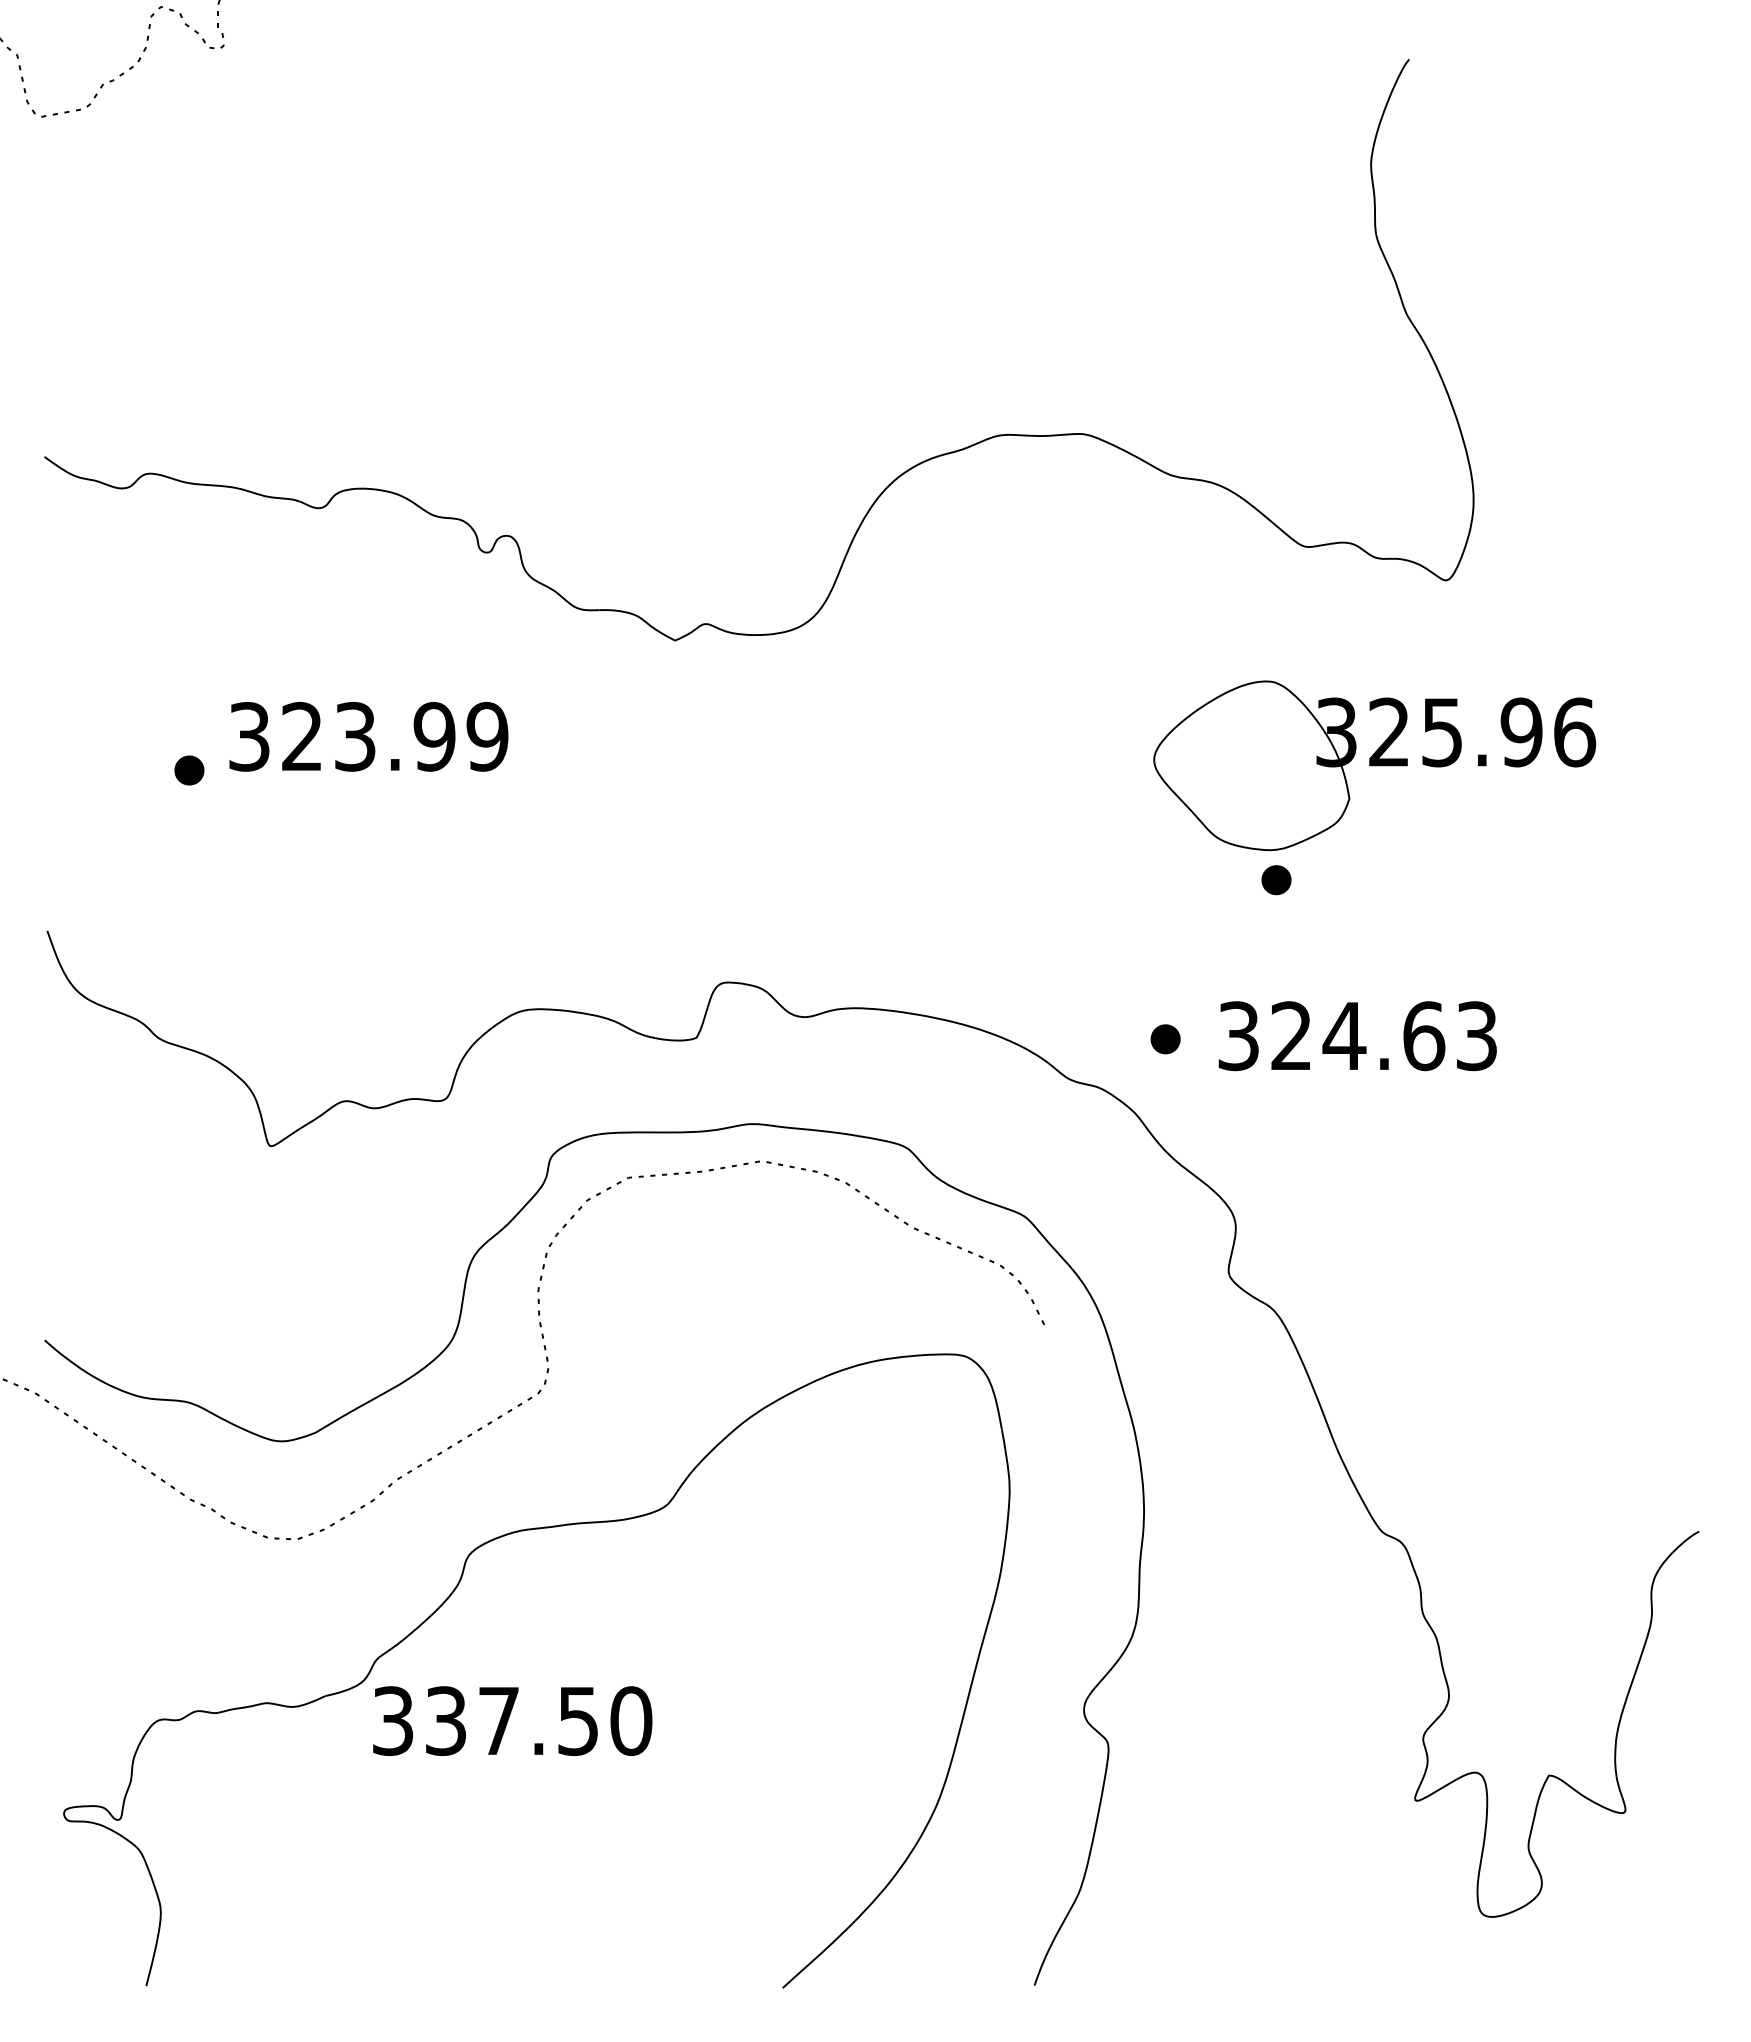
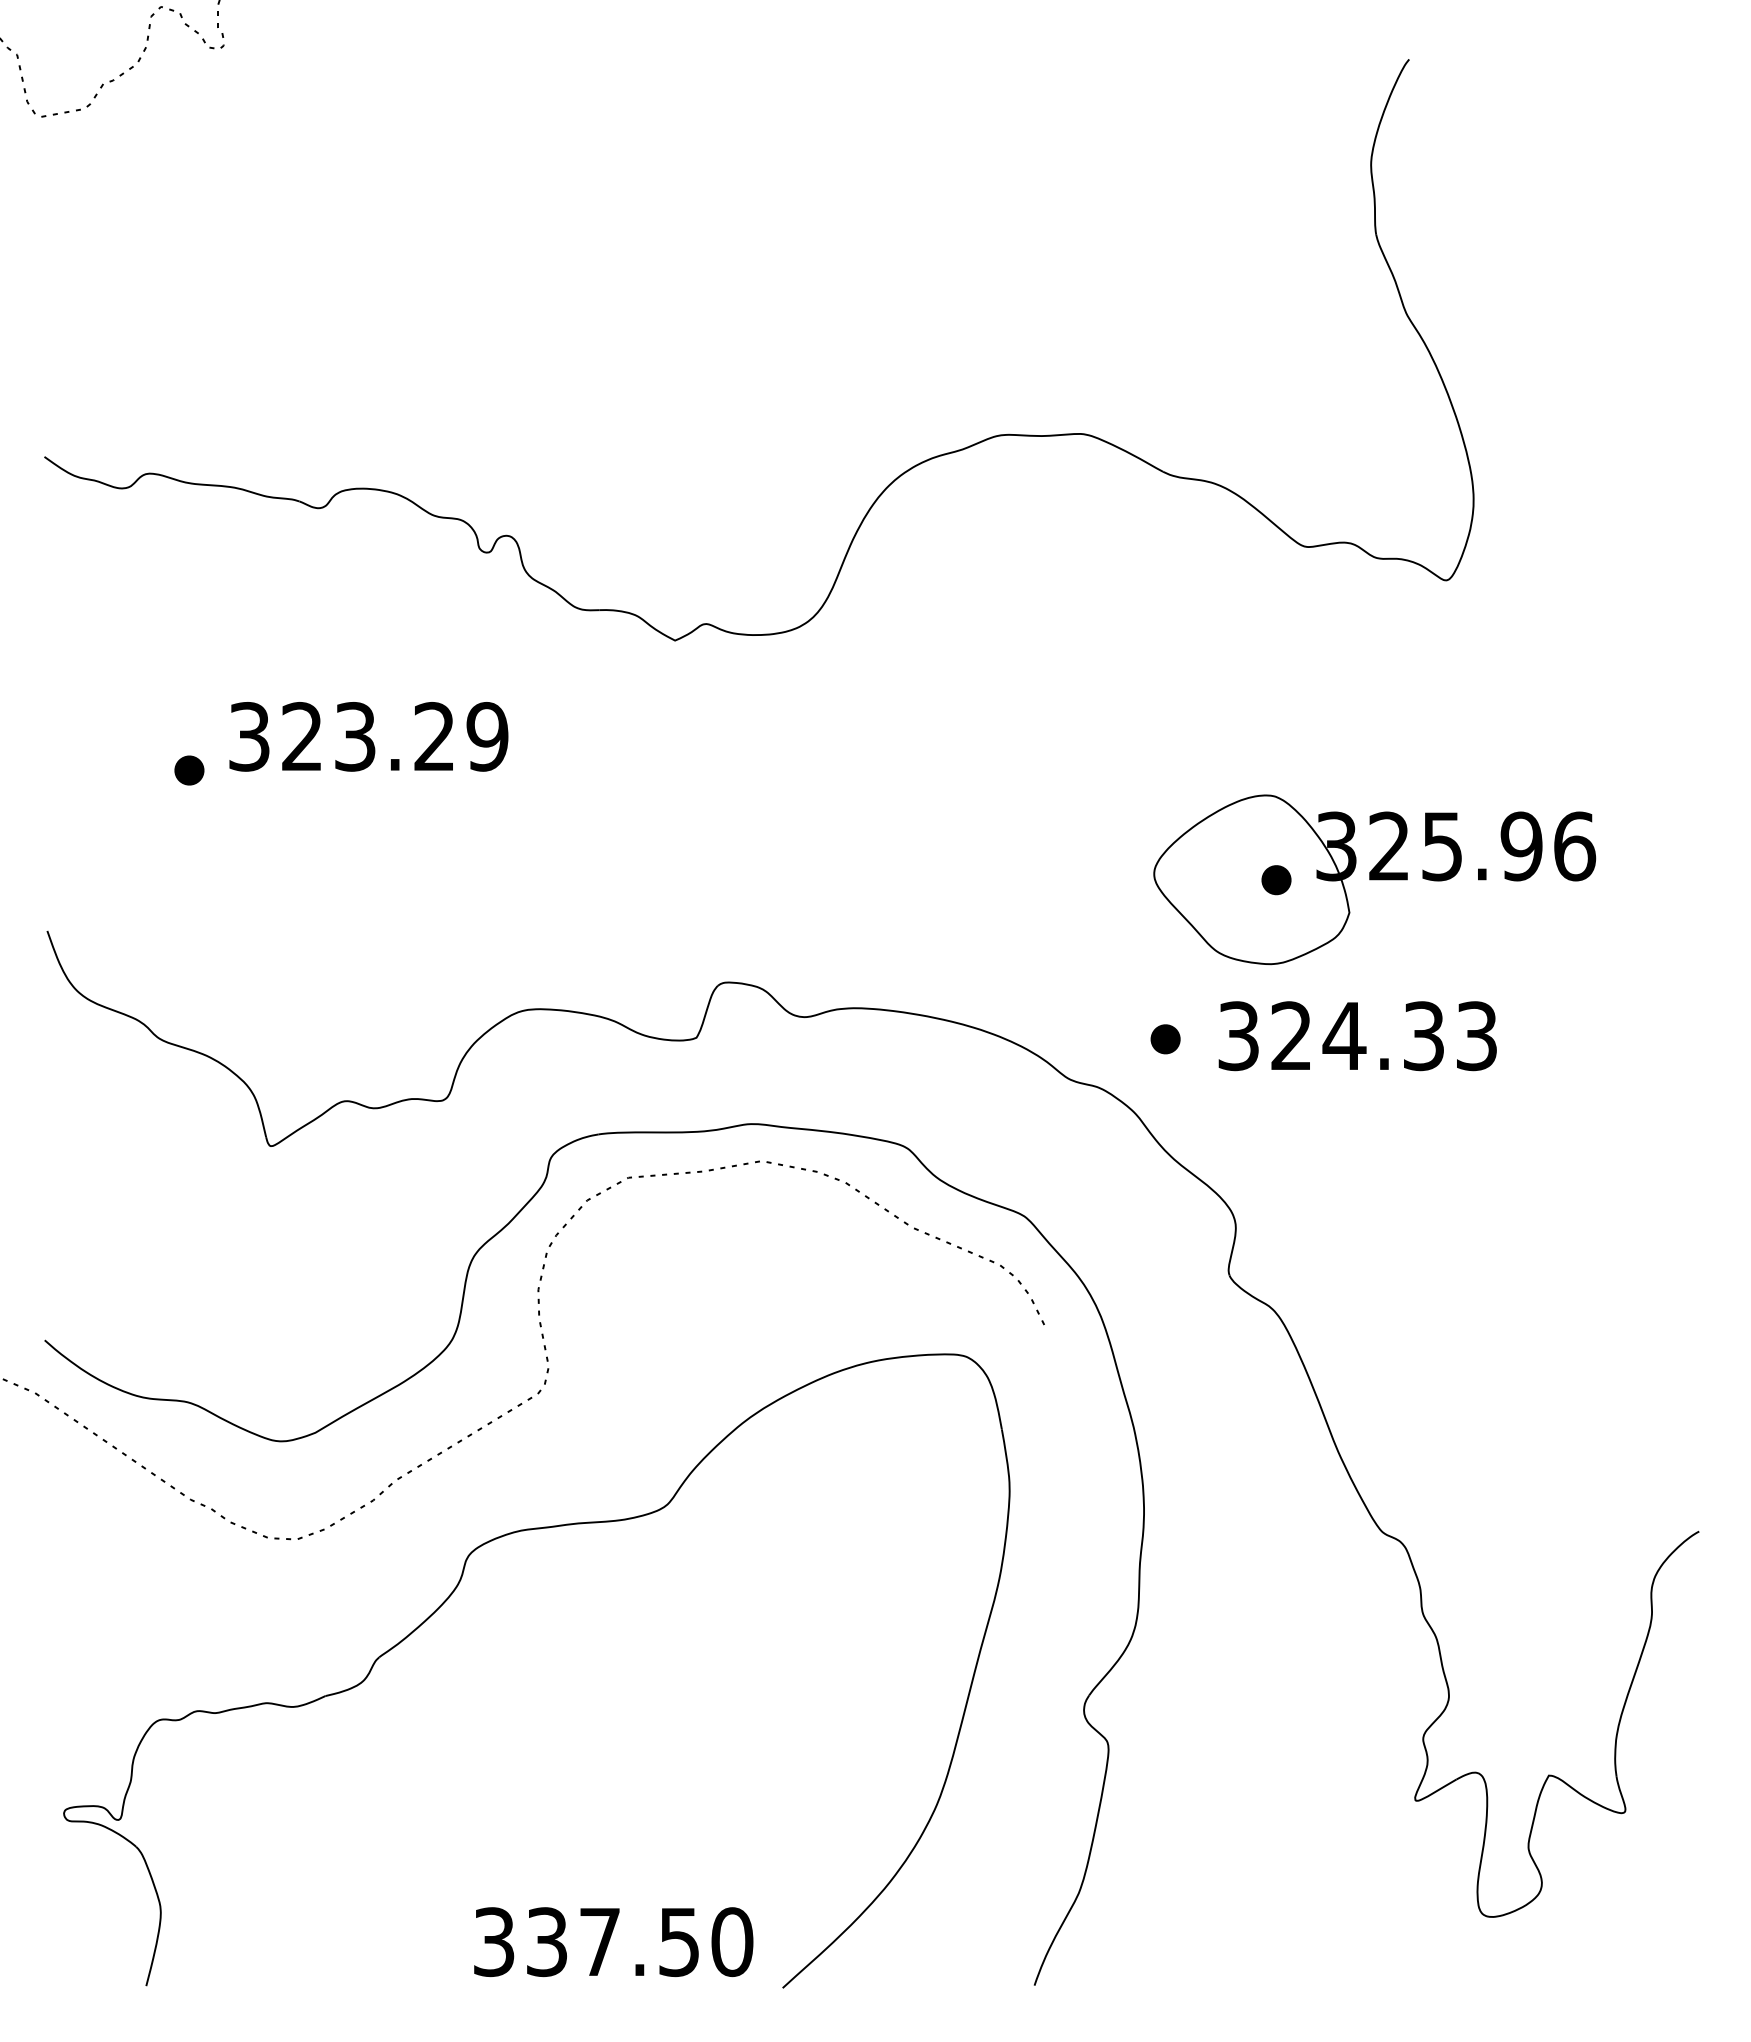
text: 323.99 -> 323.29 (434, 736)
part position: (1374, 765) -> (1374, 879) (1374, 879)
text: 324.63 -> 324.33 (1424, 1036)
text position: (512, 1721) -> (613, 1942) (613, 1942)
